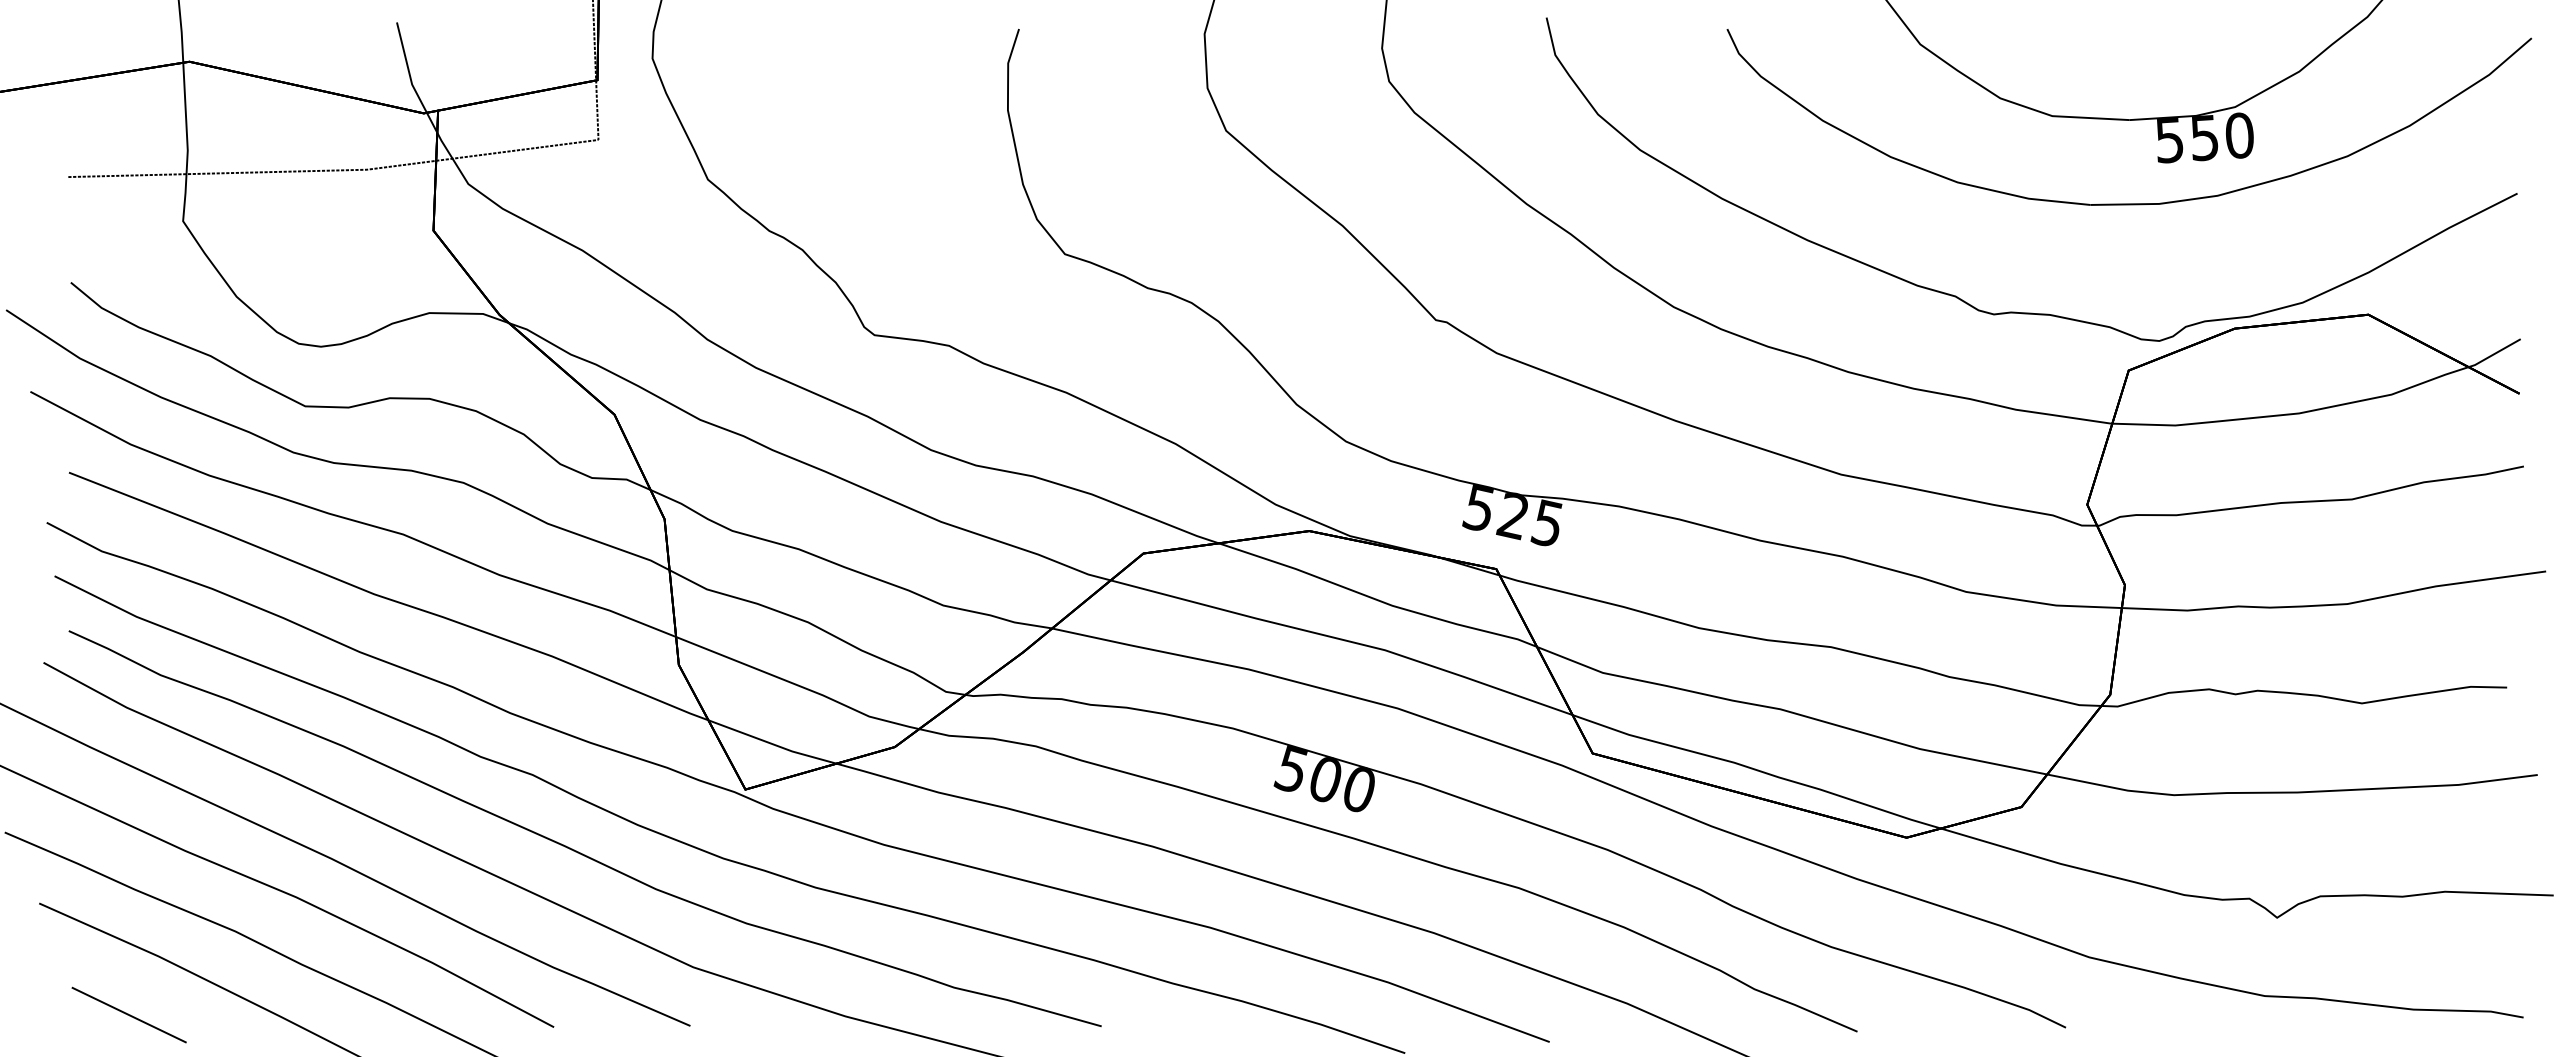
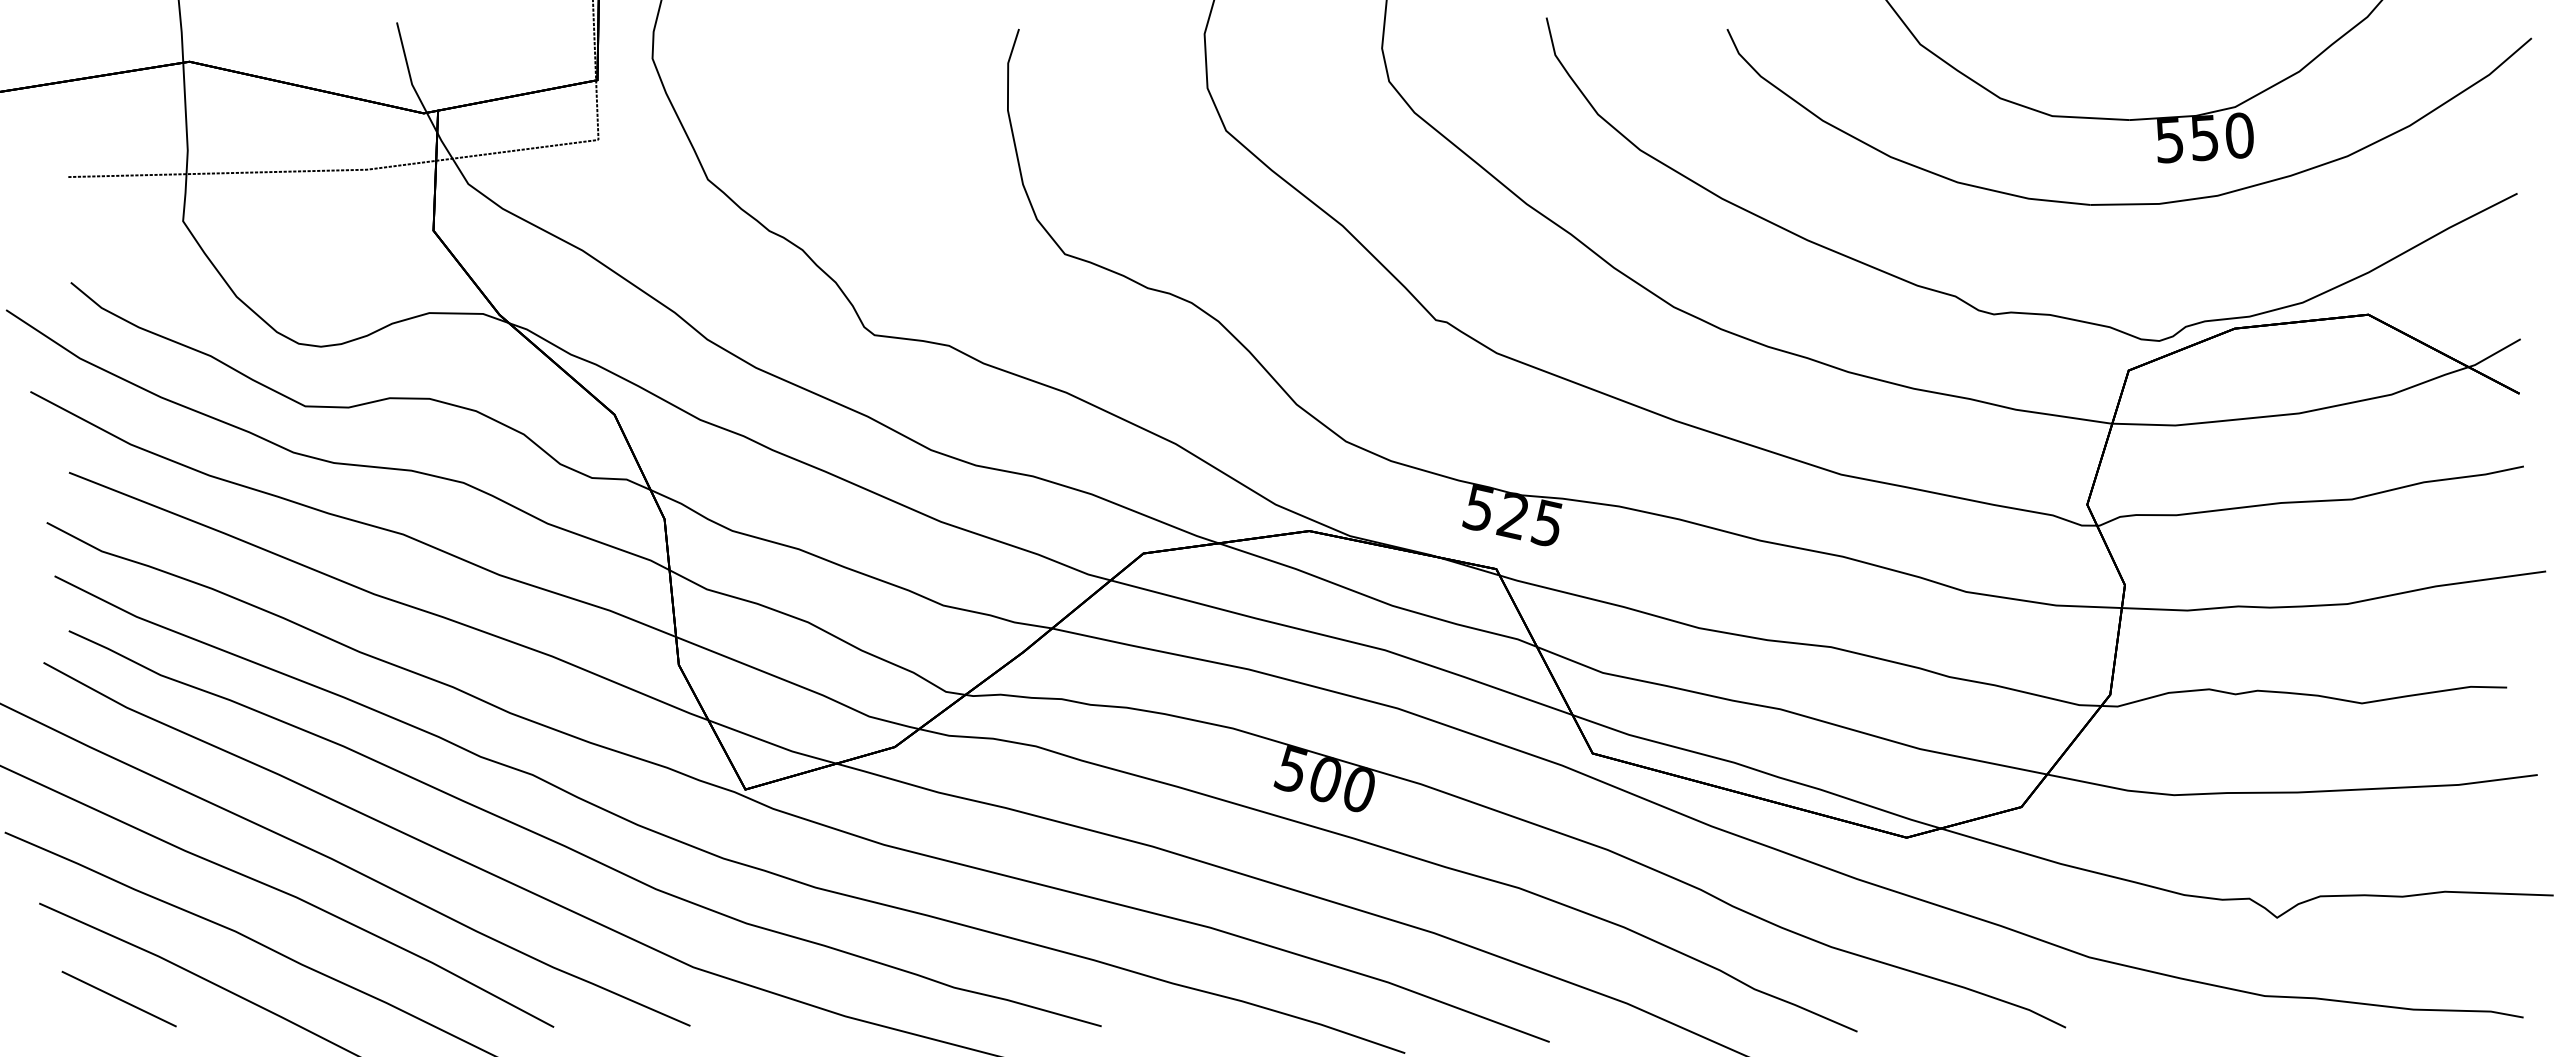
line position: (128, 1014) -> (118, 998) (118, 998)
